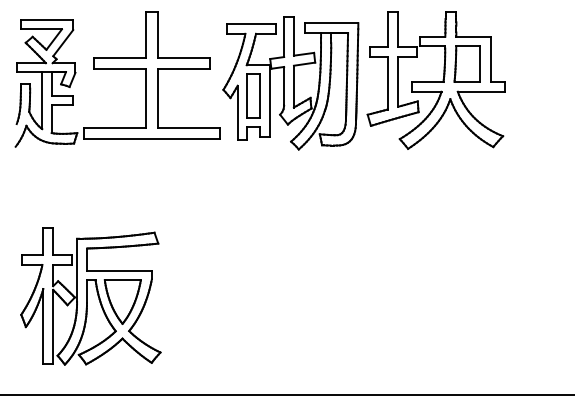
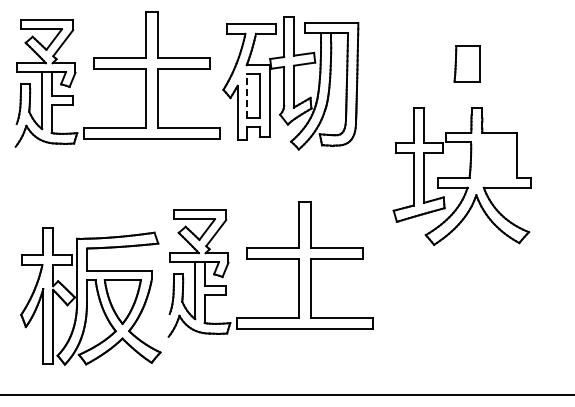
part position: (435, 80) -> (461, 176) (461, 176)
line: solid -> dashed (247, 96)
part: none -> present (270, 259)
